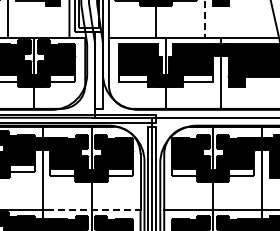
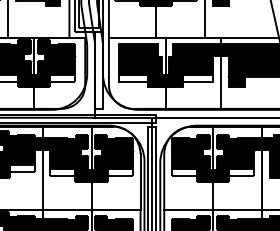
line: dashed -> solid (204, 19)
line: dashed -> solid (94, 209)
